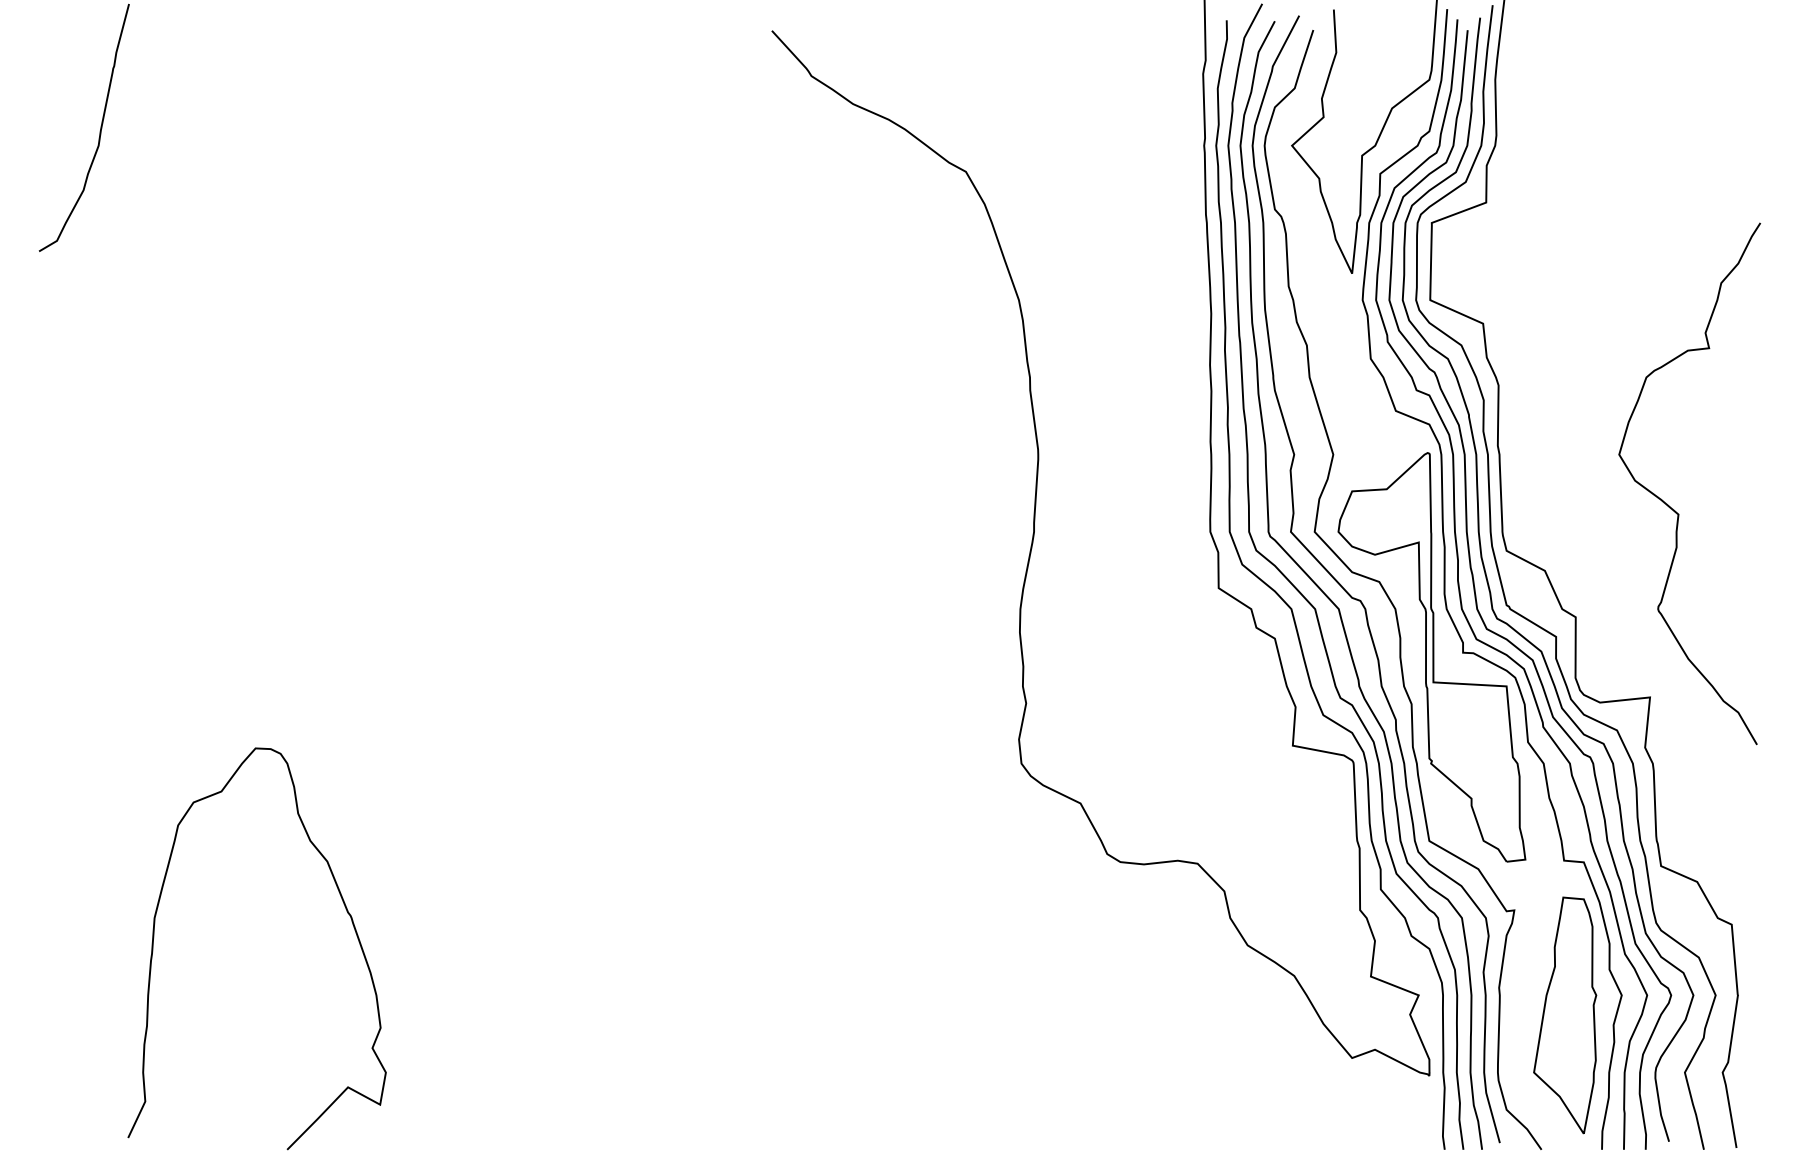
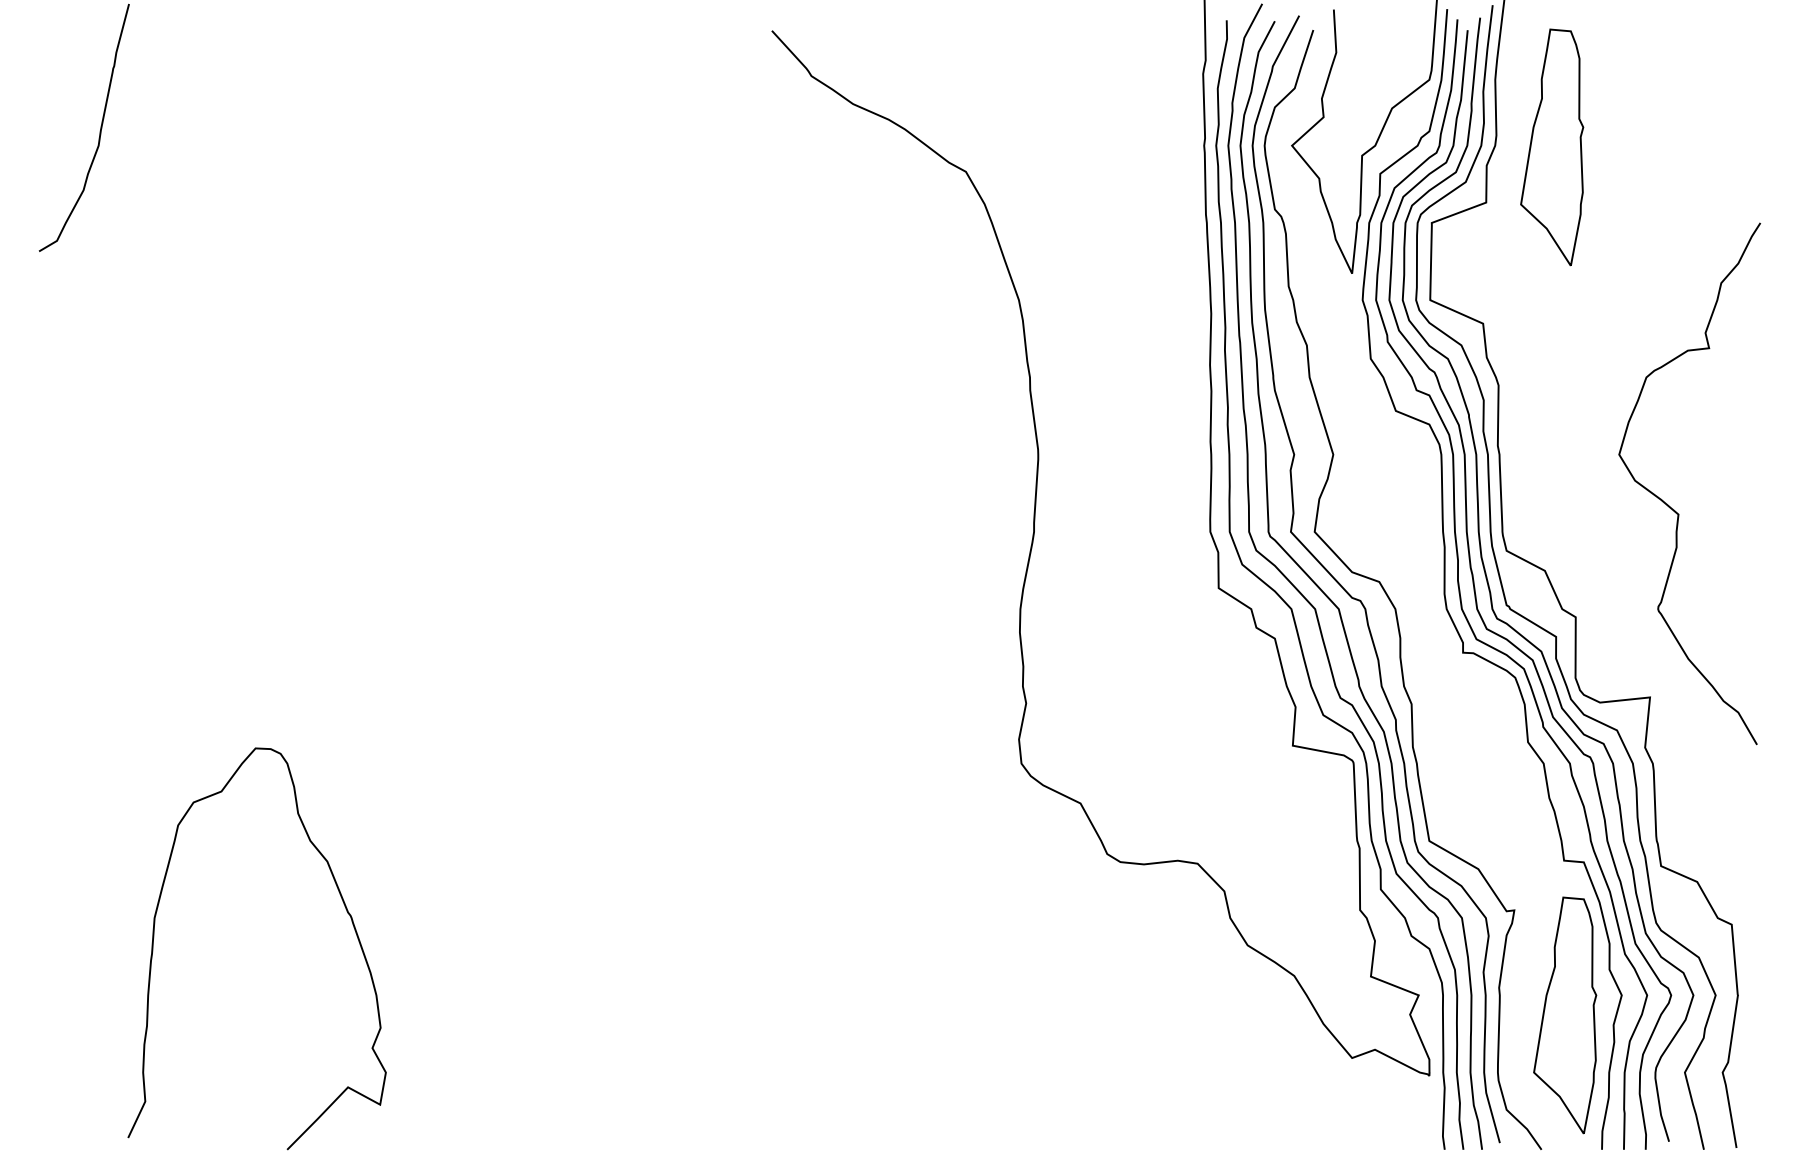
part: none -> present (1552, 147)
part: present -> none (1431, 657)
